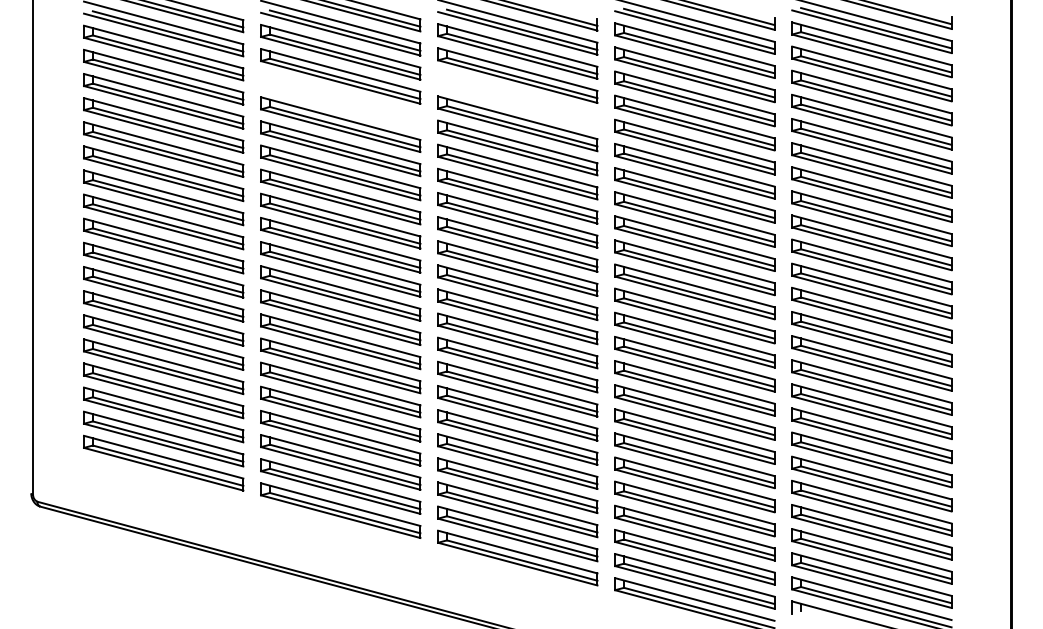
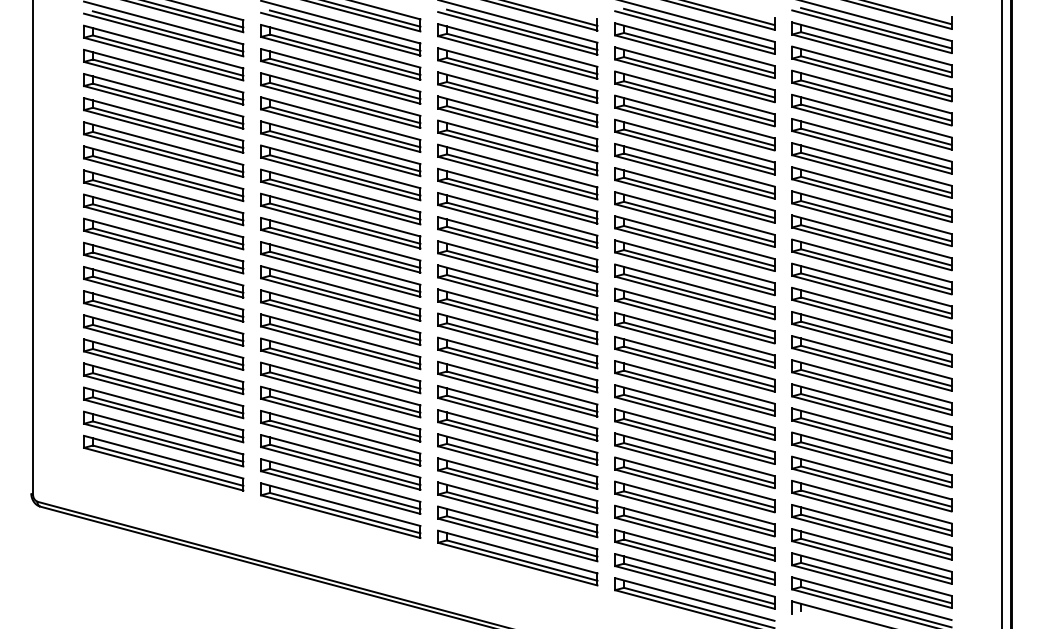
part: none -> present (517, 99)
part: none -> present (340, 100)
line: none -> present (1002, 313)
